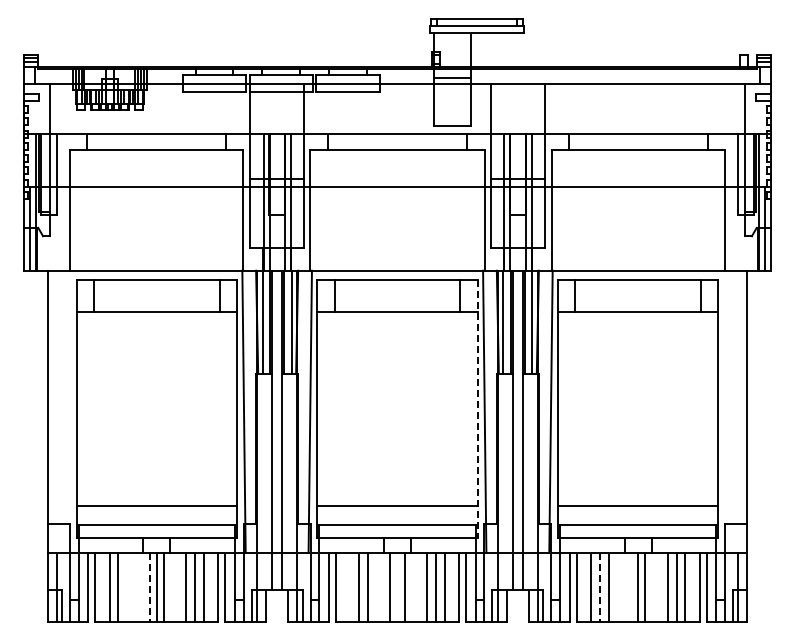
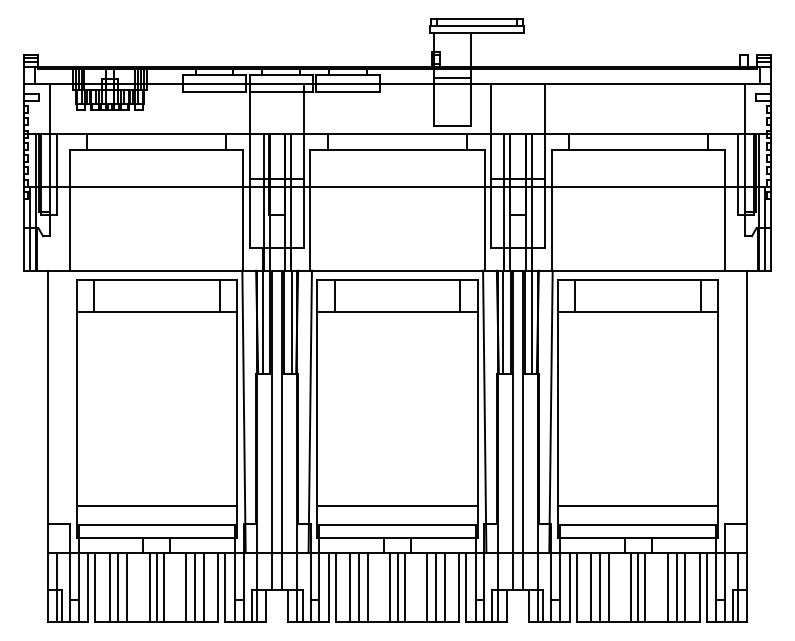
line: dashed -> solid (477, 409)
line: none -> present (127, 586)
line: none -> present (350, 586)
line: none -> present (397, 586)
line: none -> present (631, 586)
line: dashed -> solid (149, 587)
line: dashed -> solid (599, 587)
